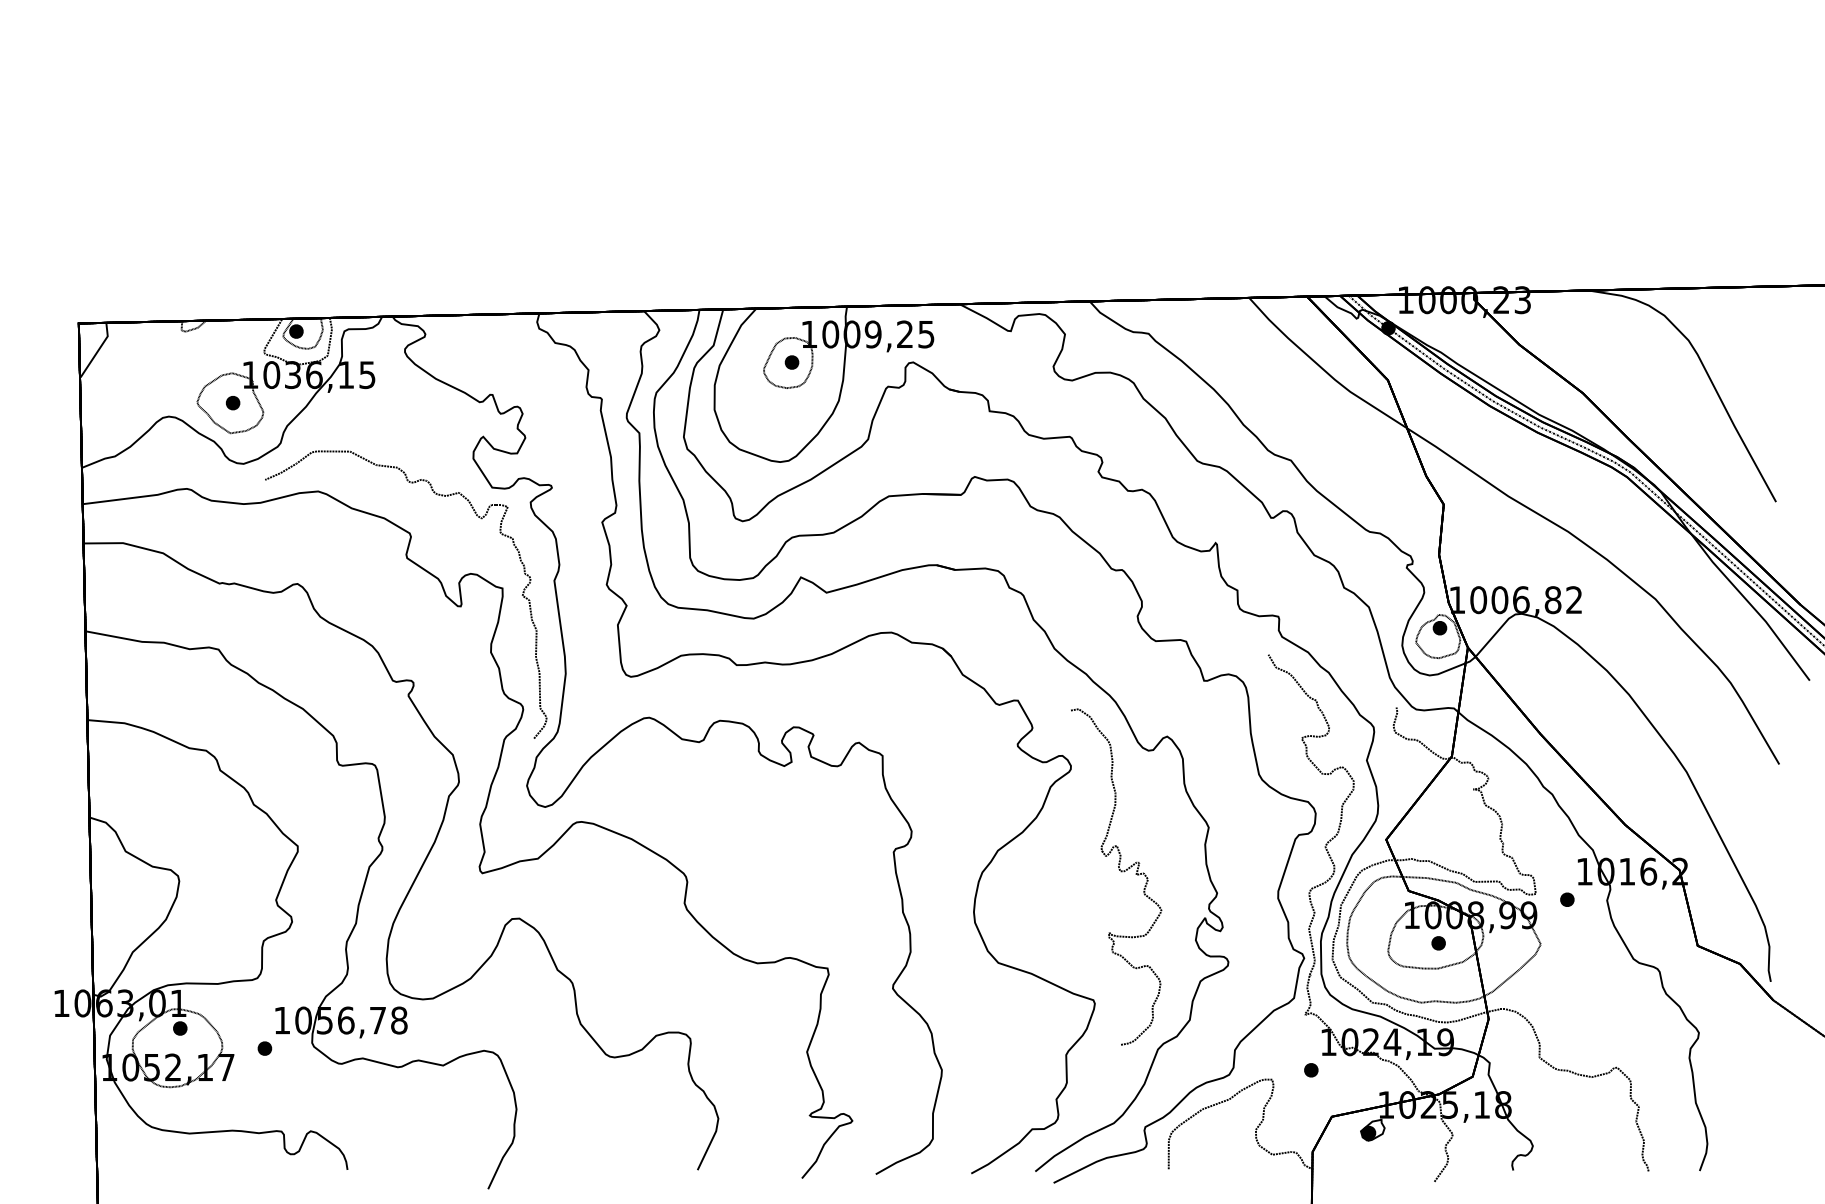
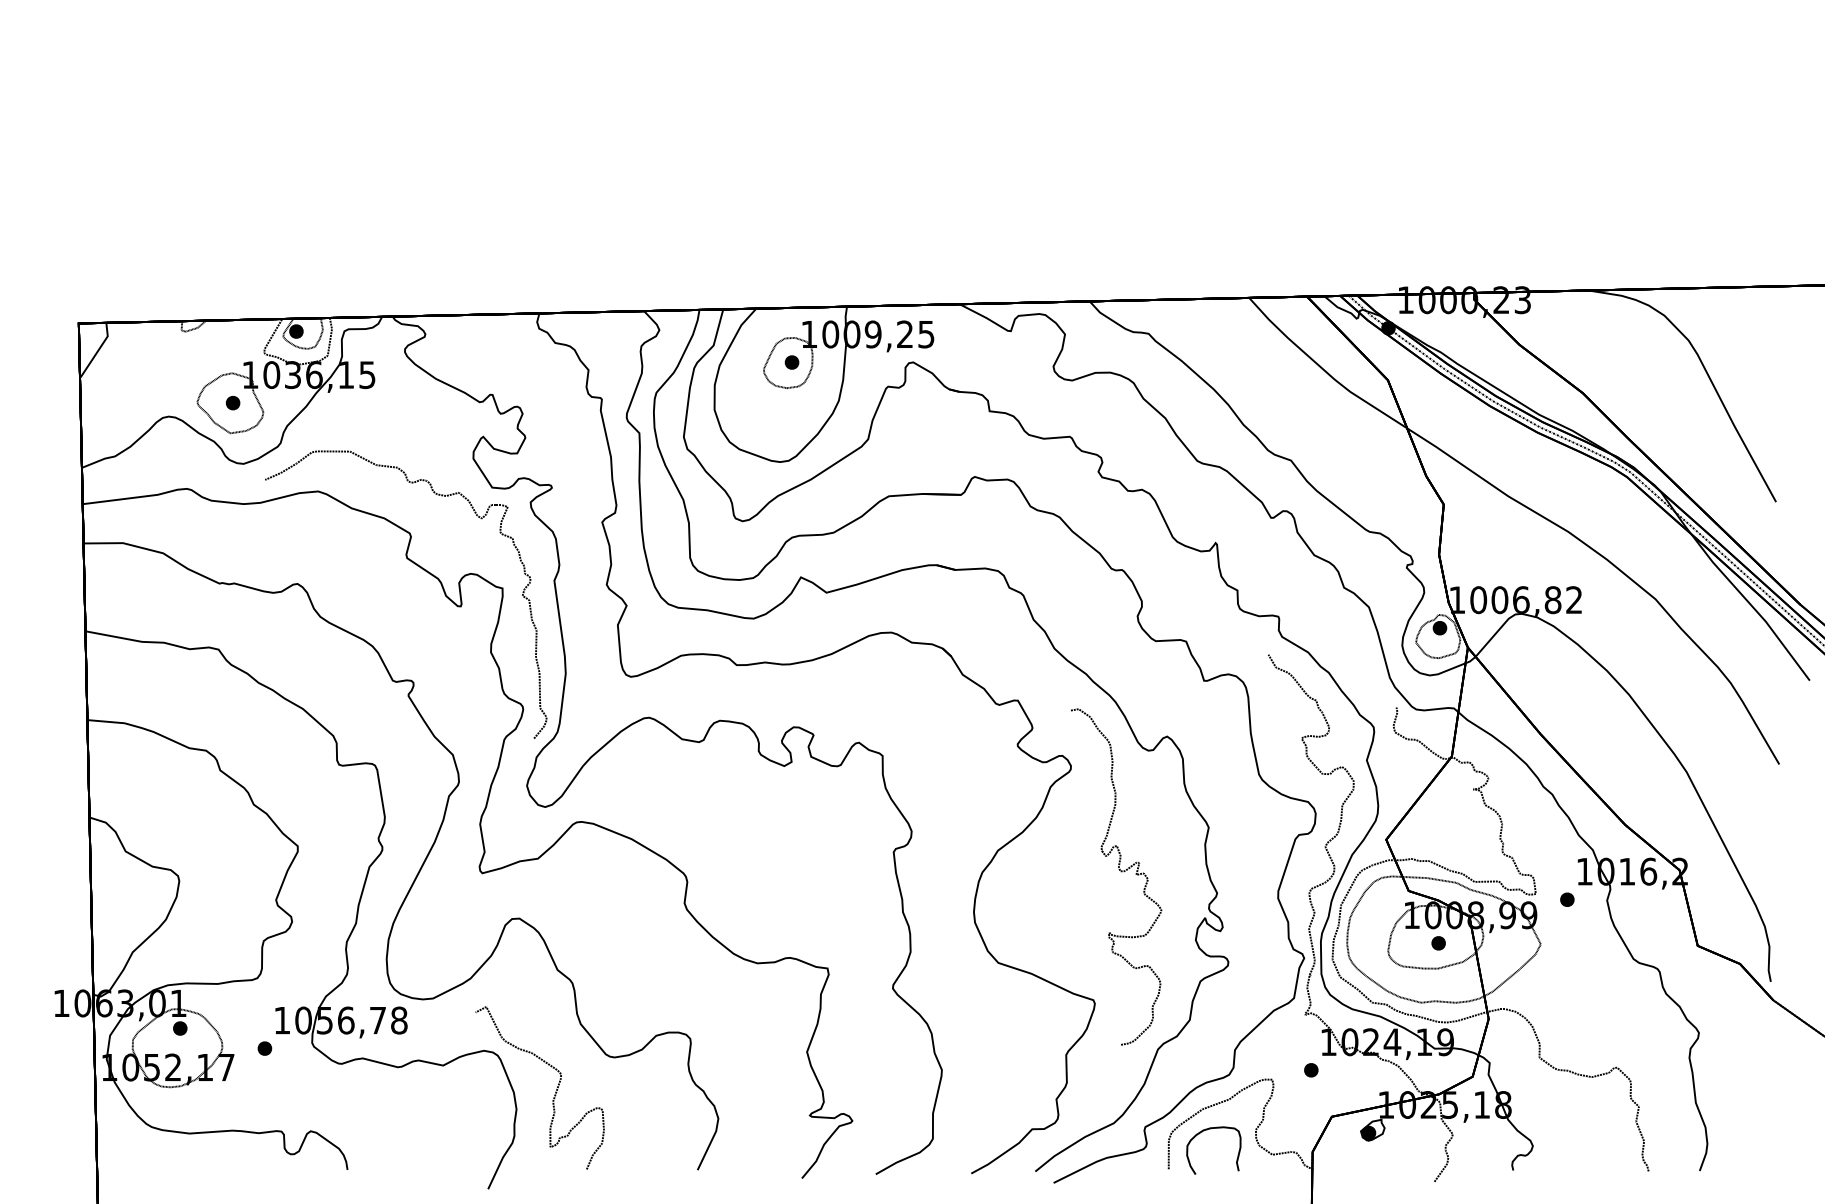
curve: none -> present (555, 1091)
curve: none -> present (1207, 1130)
